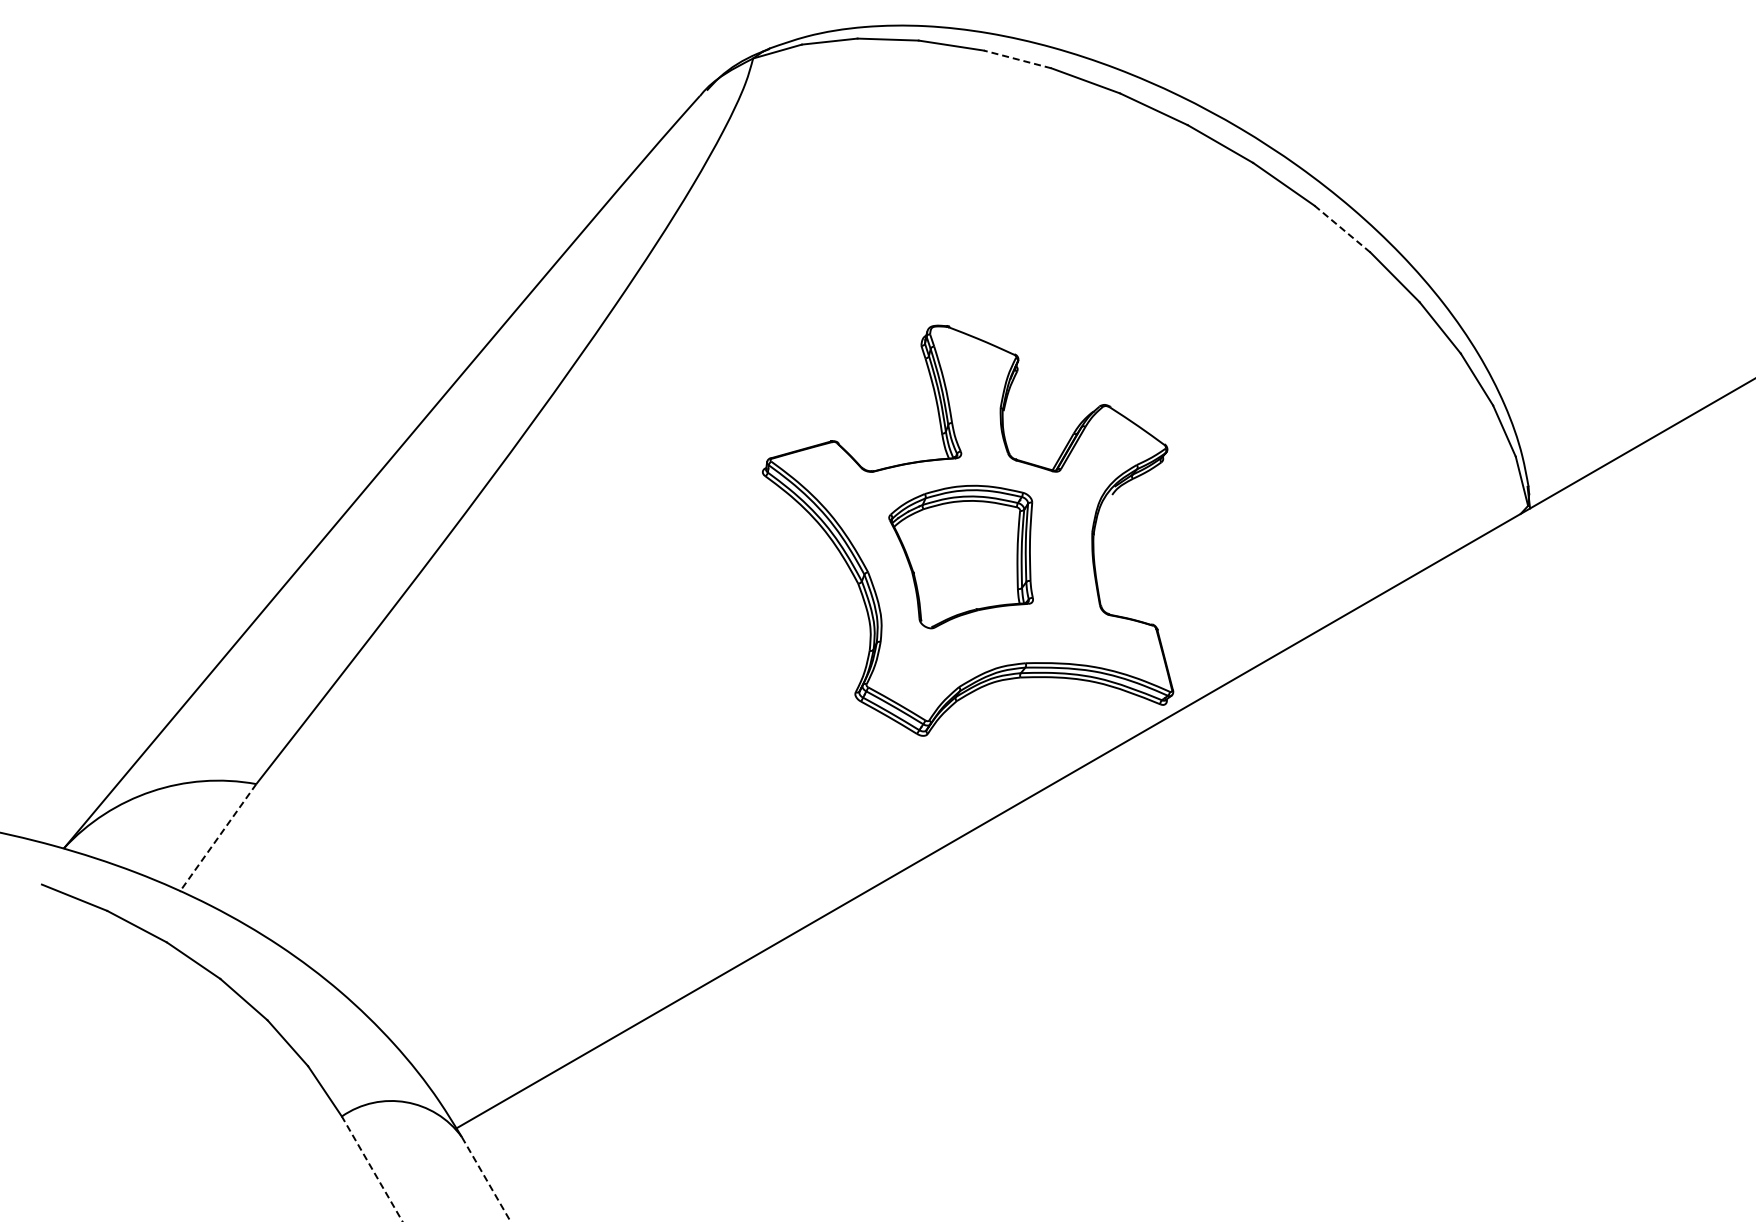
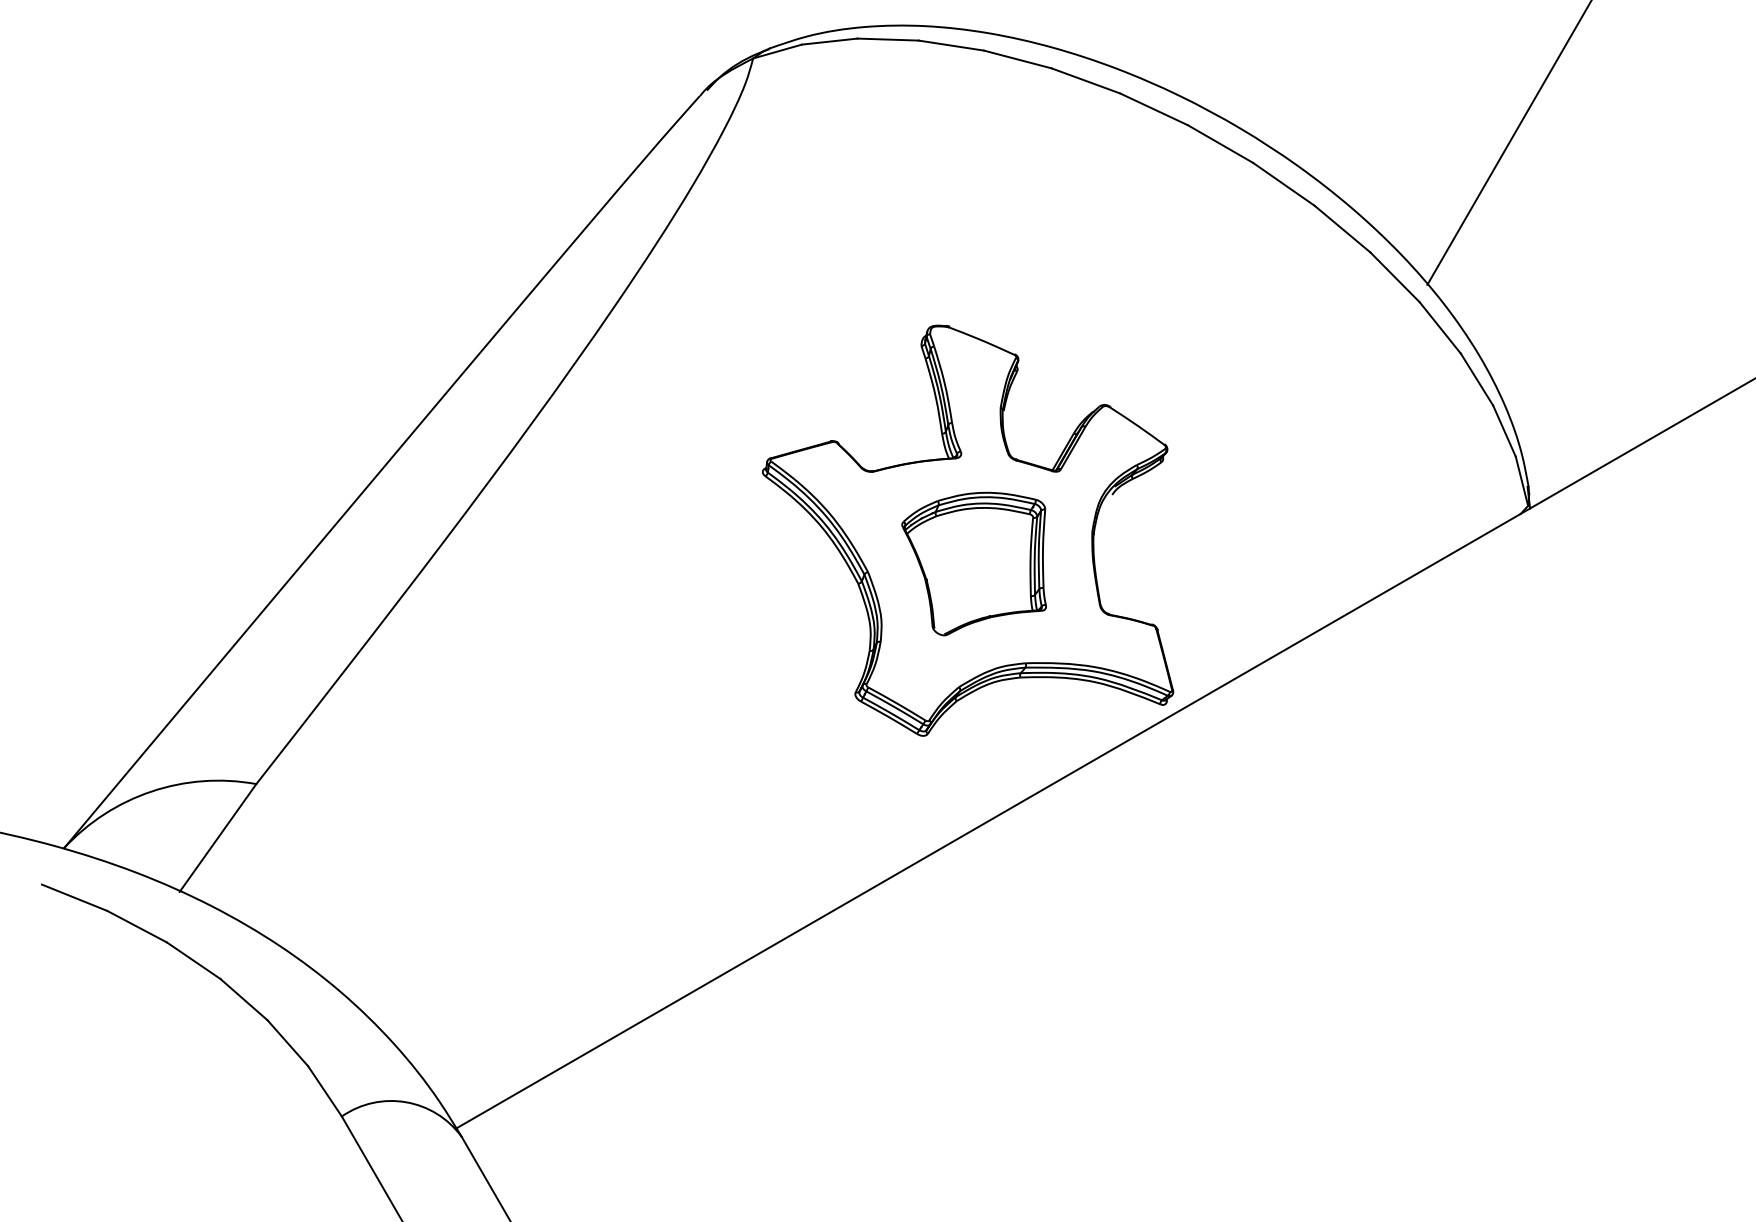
line: dashed -> solid (1017, 59)
line: none -> present (1508, 143)
line: dashed -> solid (1342, 228)
part position: (960, 556) -> (973, 563) (973, 563)
line: dashed -> solid (217, 838)
line: dashed -> solid (371, 1168)
line: dashed -> solid (486, 1179)
